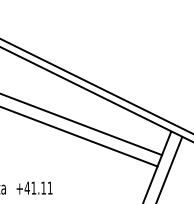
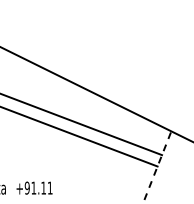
line: present -> none (96, 85)
line: solid -> dashed (156, 168)
line: present -> none (169, 168)
text: +41.11 -> +91.11 (26, 187)
